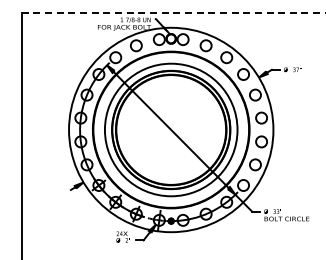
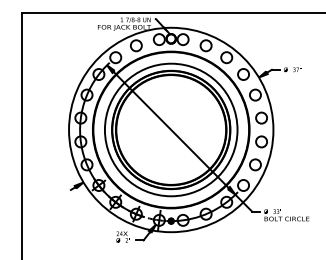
line: dashed -> solid (173, 13)
